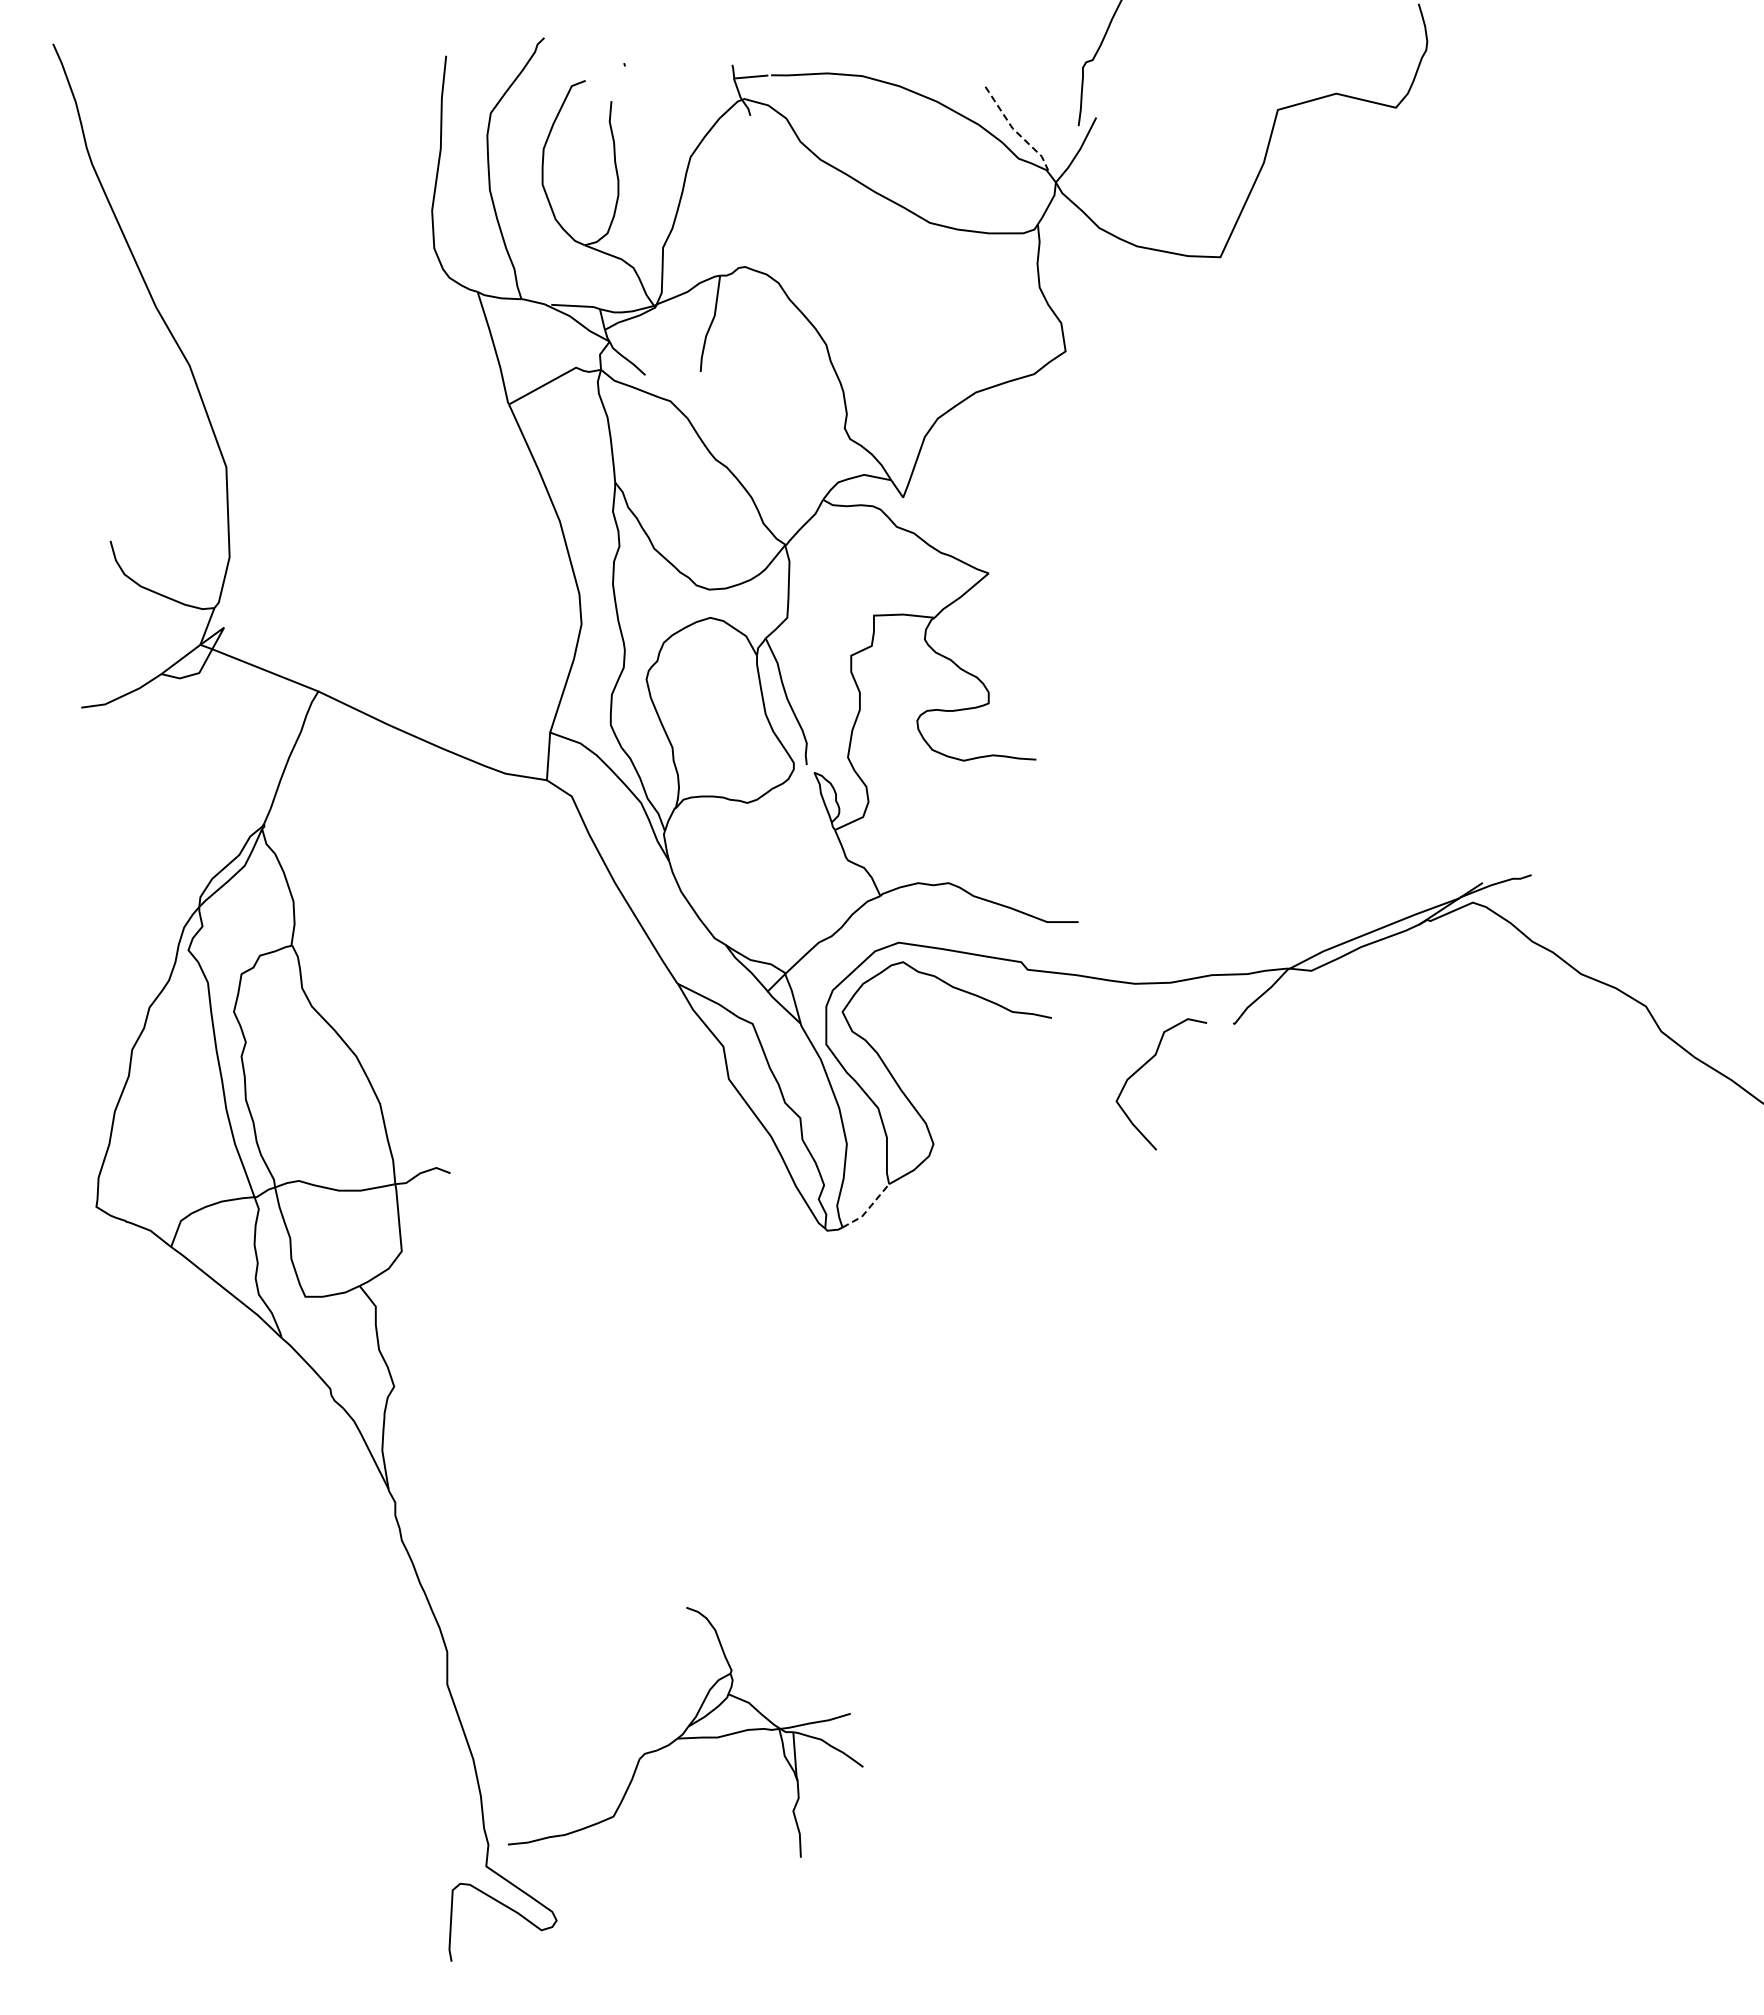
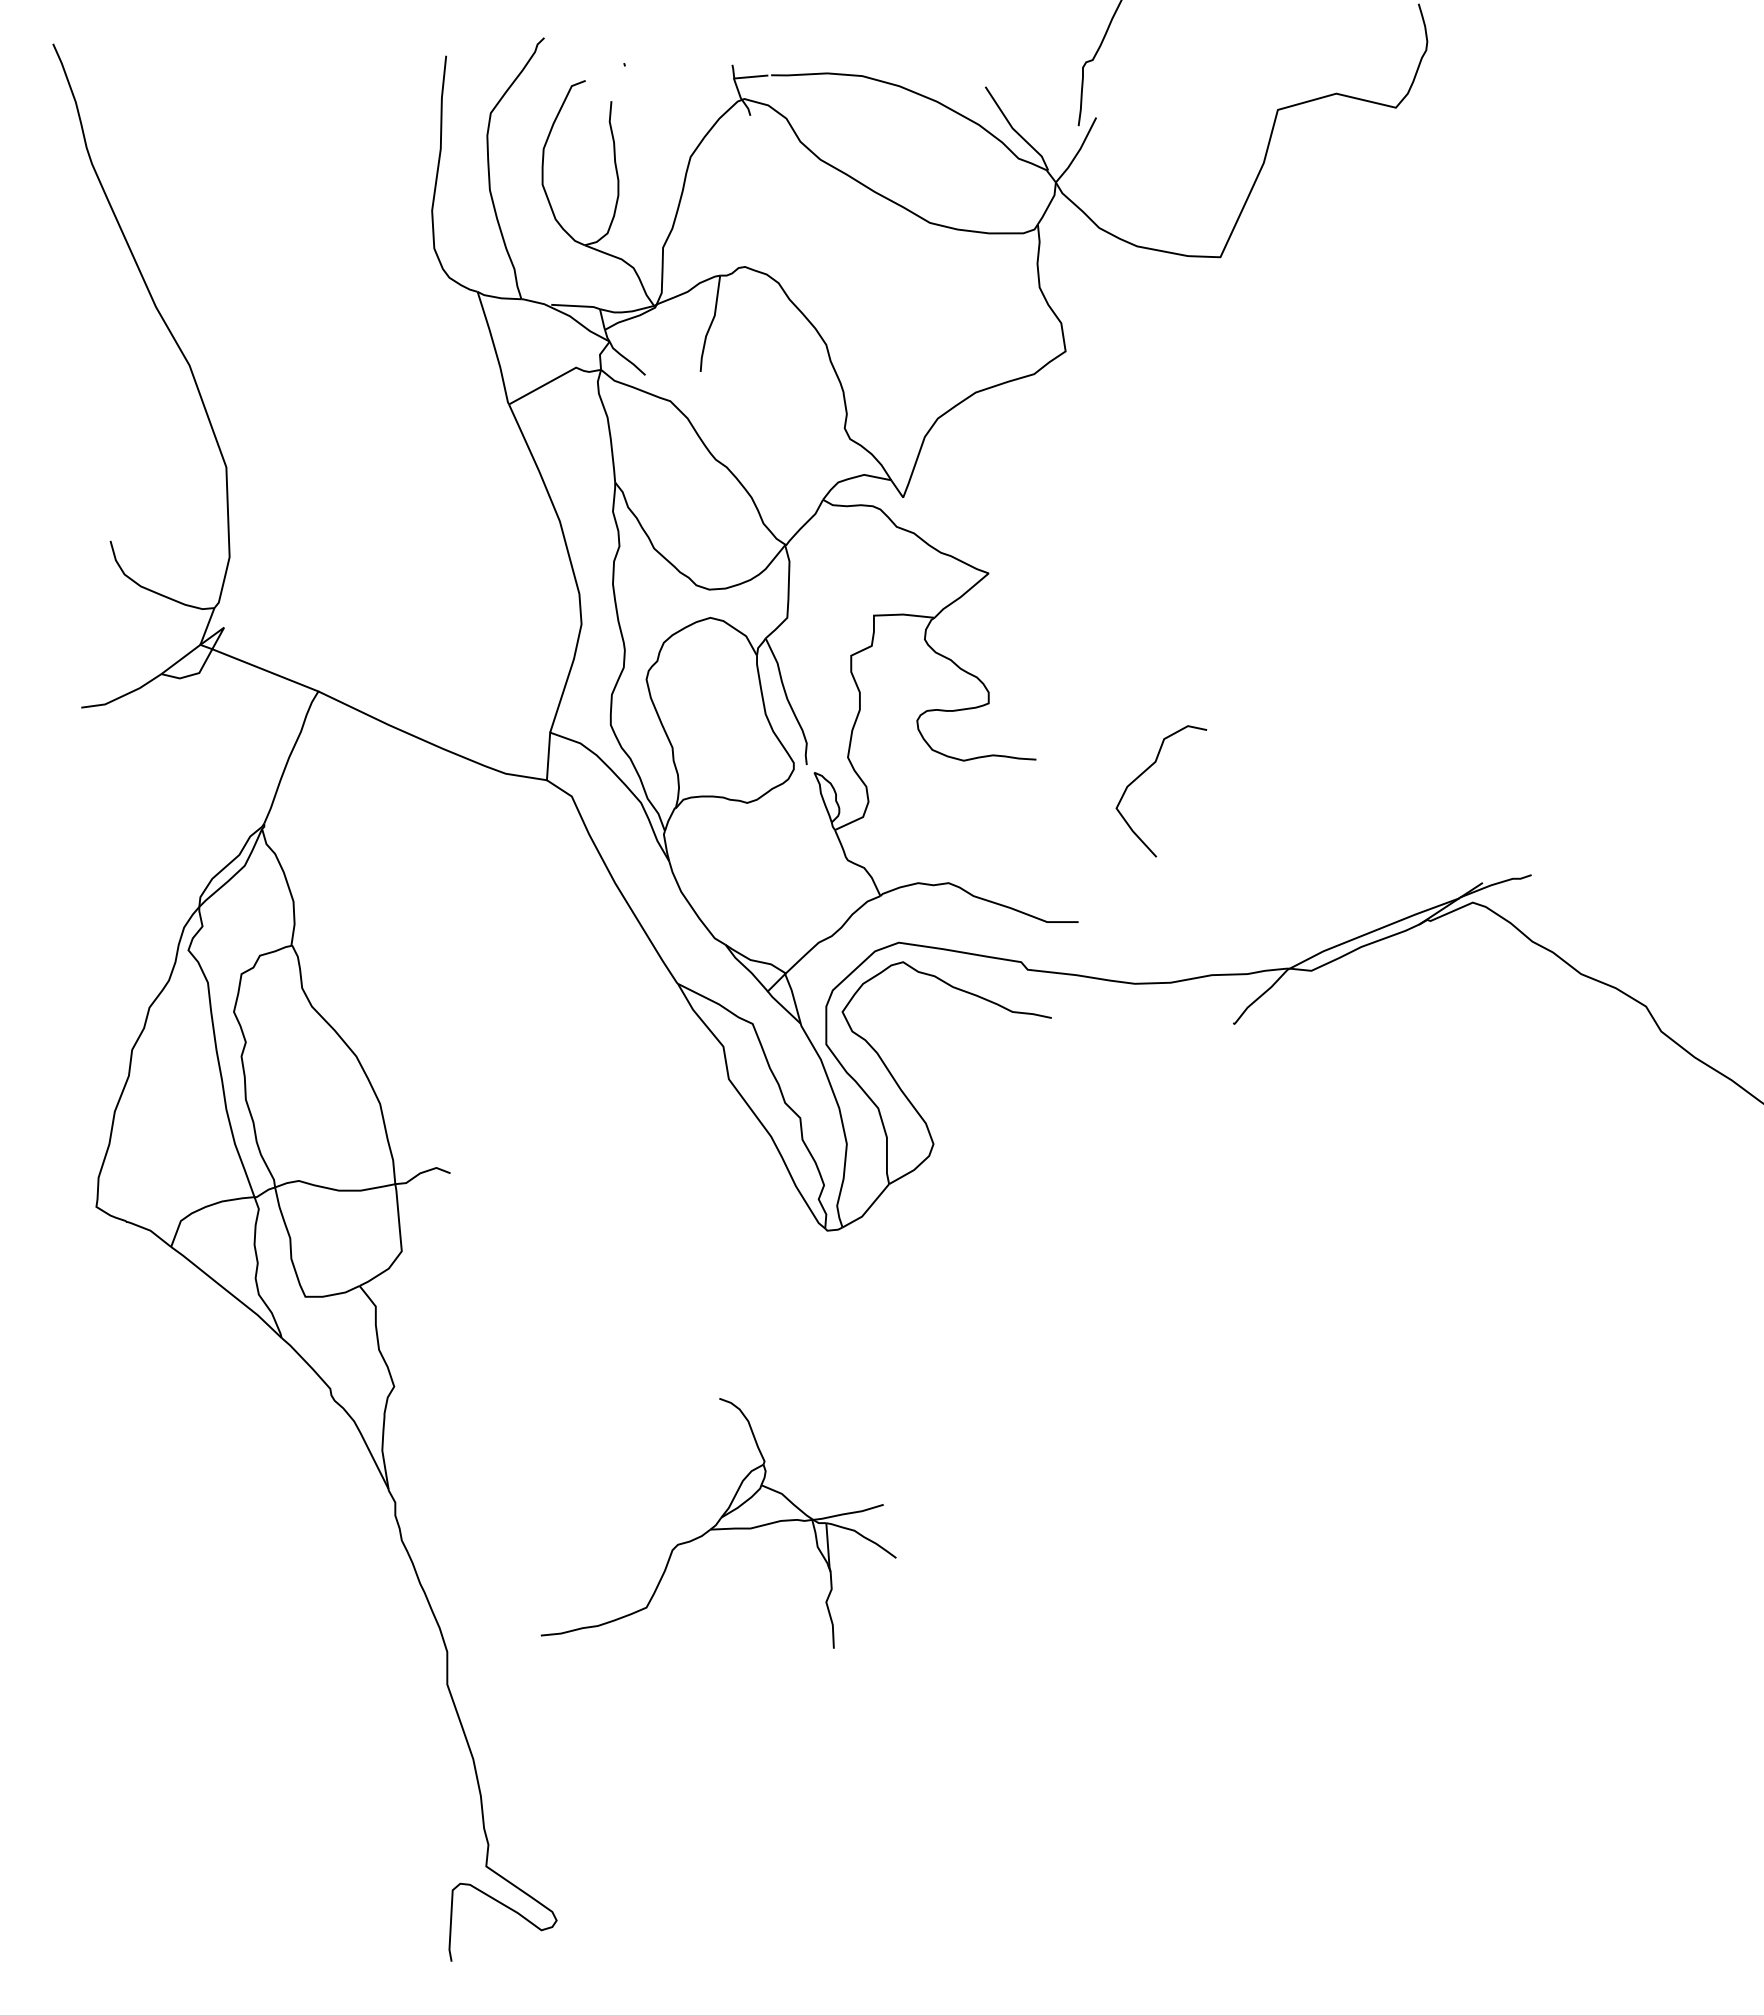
line: dashed -> solid (1015, 131)
curve position: (1146, 1064) -> (1146, 771) (1146, 771)
line: dashed -> solid (868, 1209)
part position: (685, 1732) -> (718, 1523) (718, 1523)
